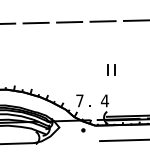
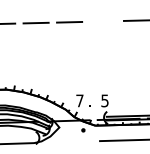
line: present -> none (102, 21)
part: present -> none (111, 69)
text: 4 -> 5 (104, 100)
